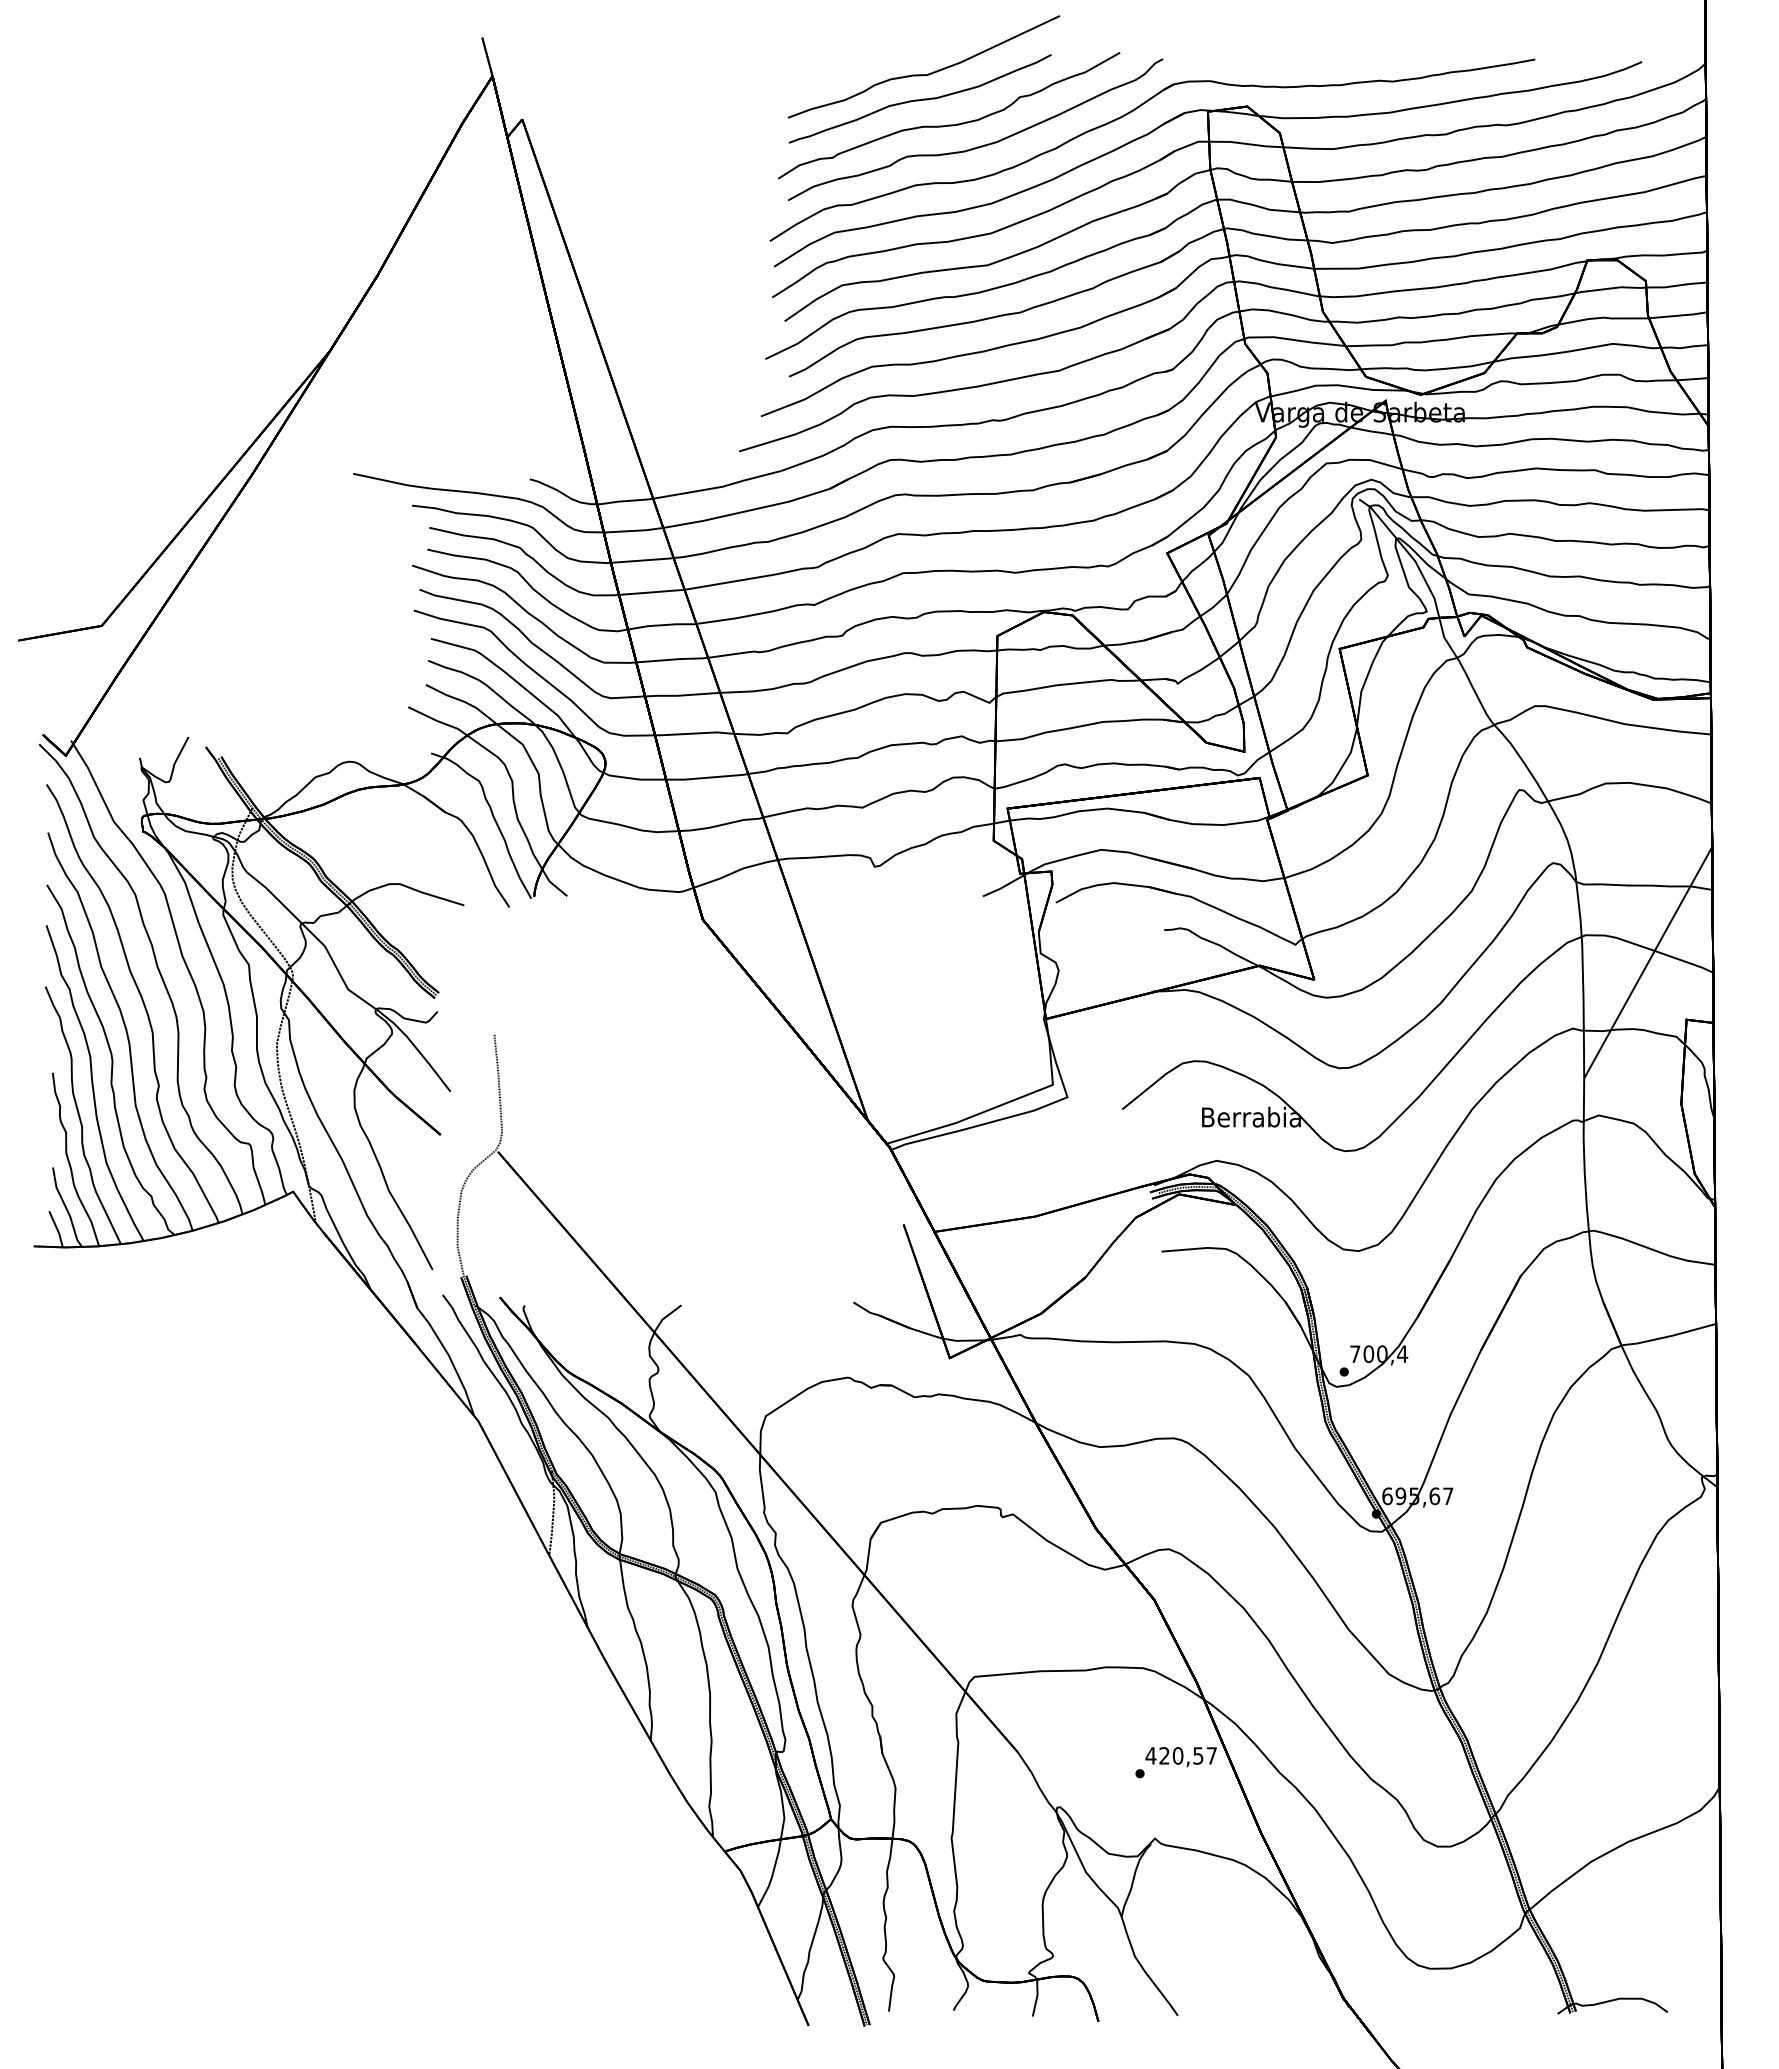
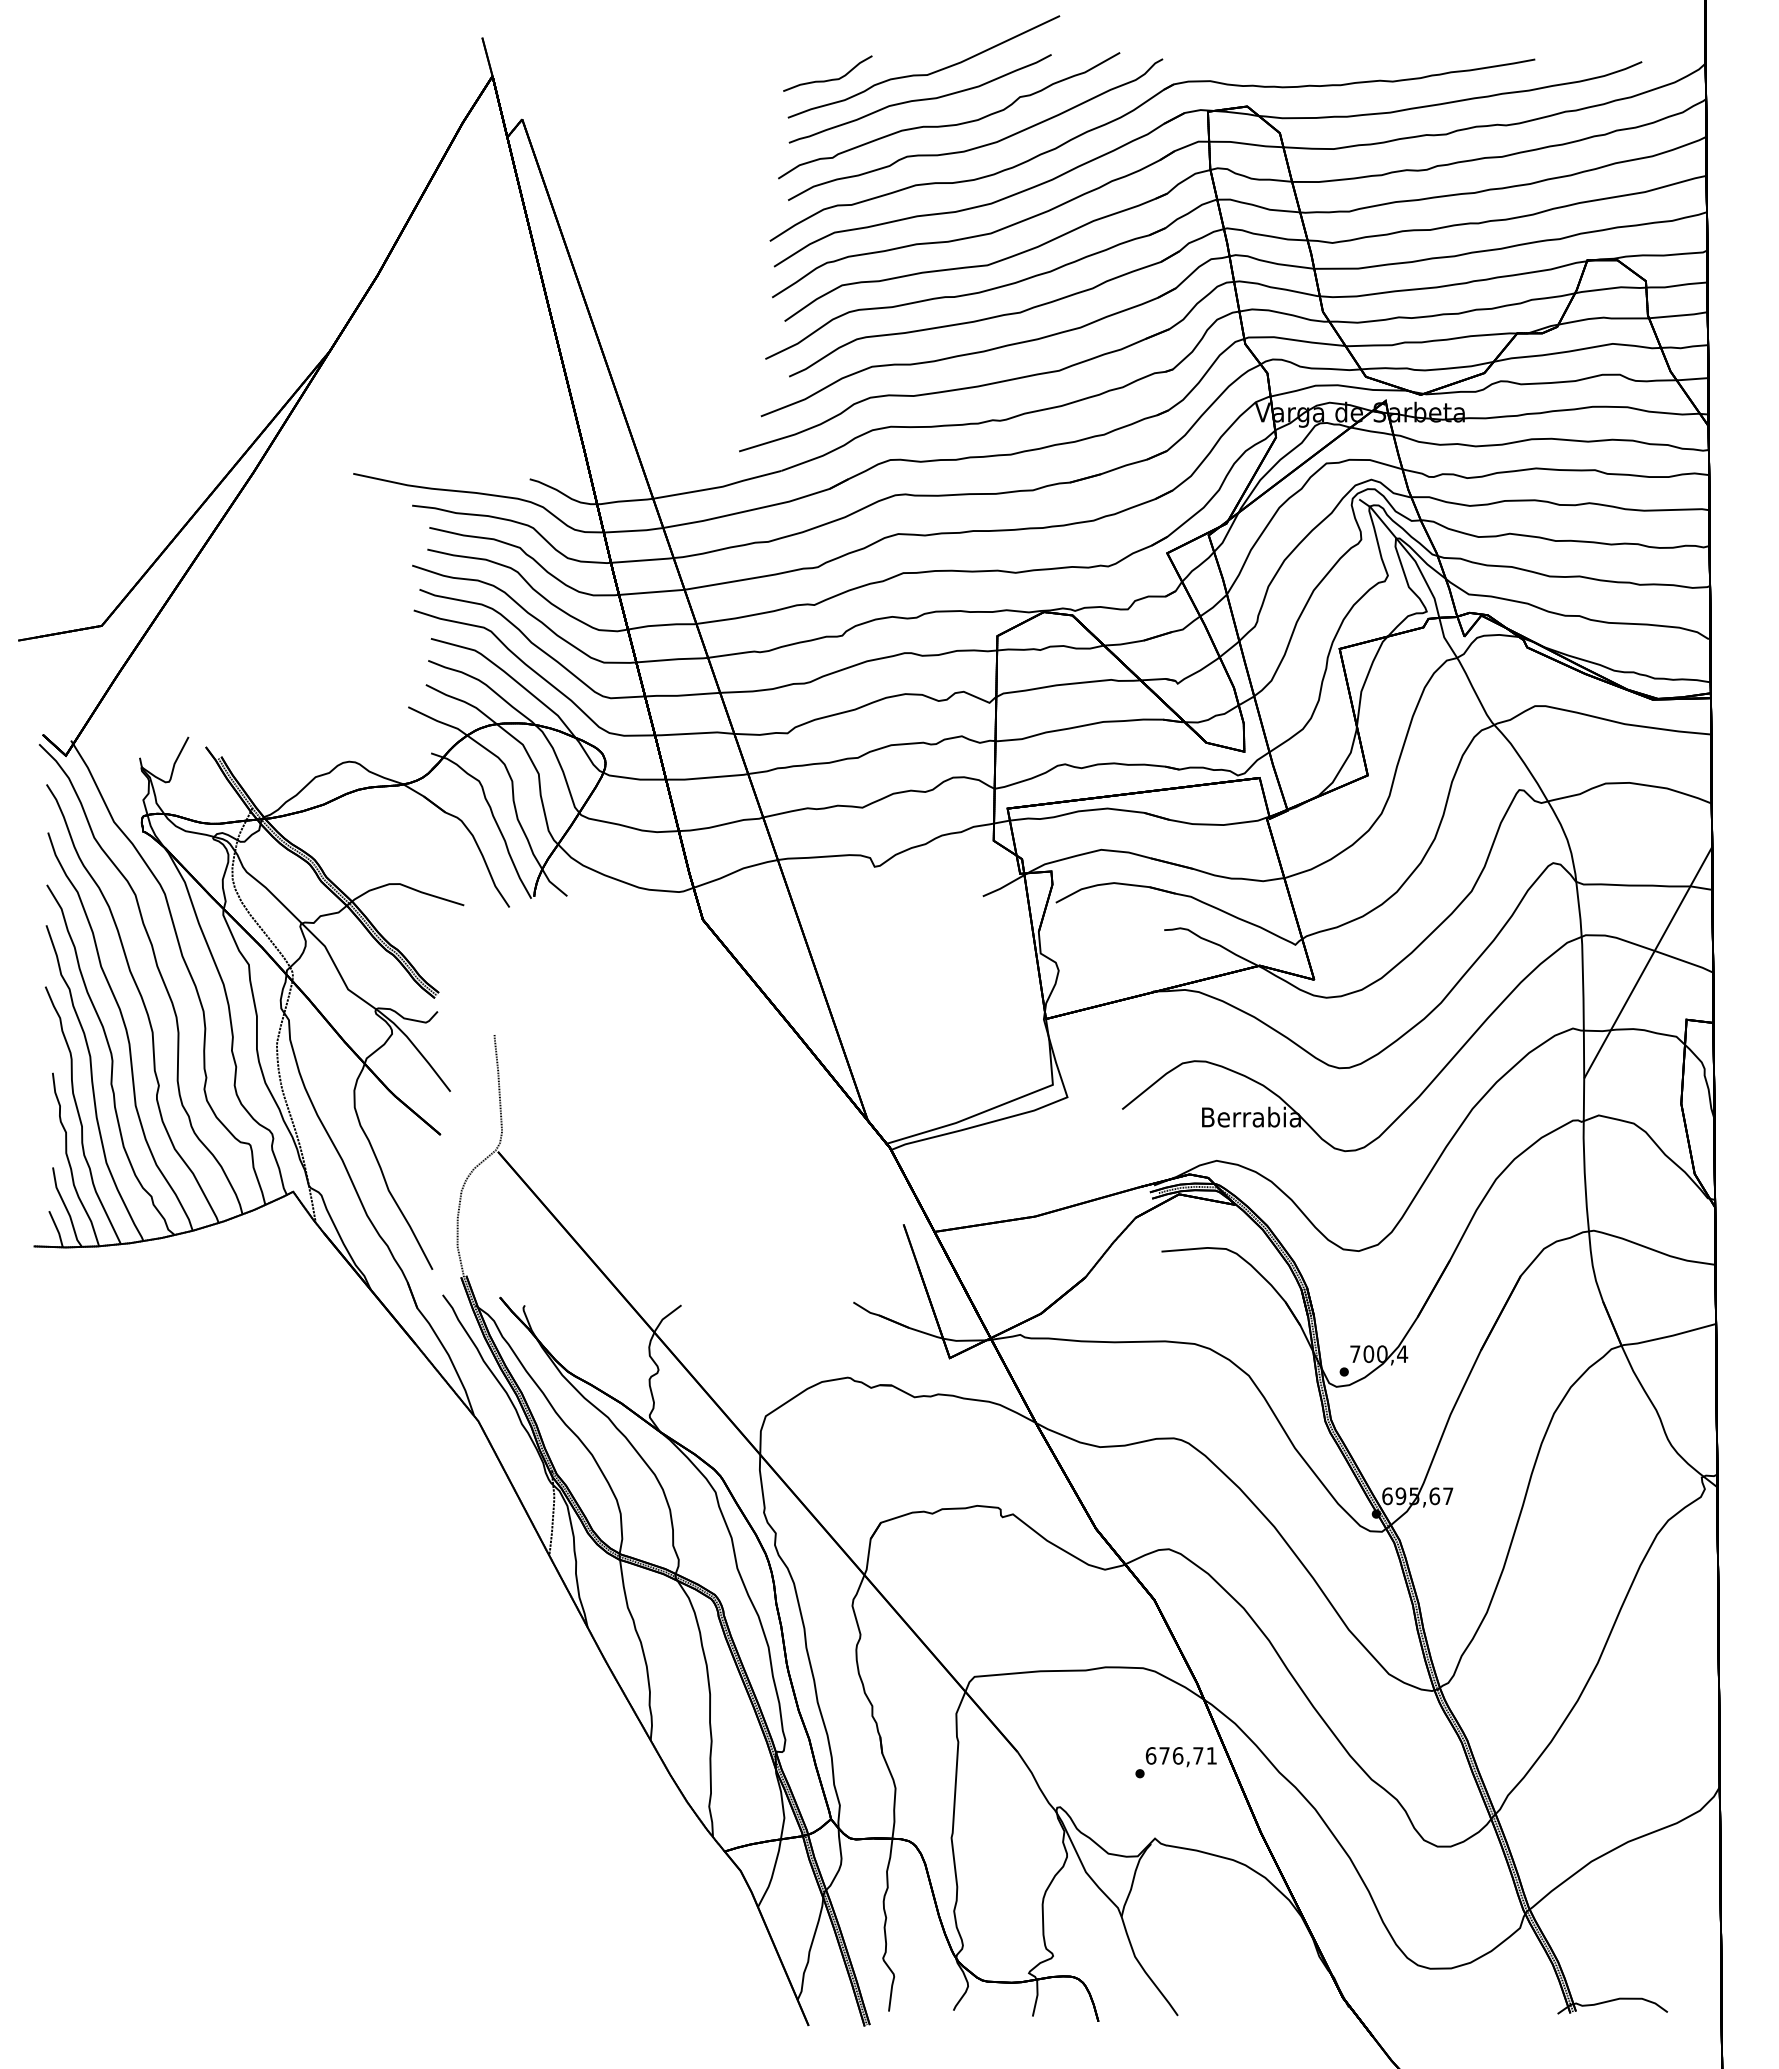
curve: none -> present (827, 79)
text: 420,57 -> 676,71 (1180, 1755)
